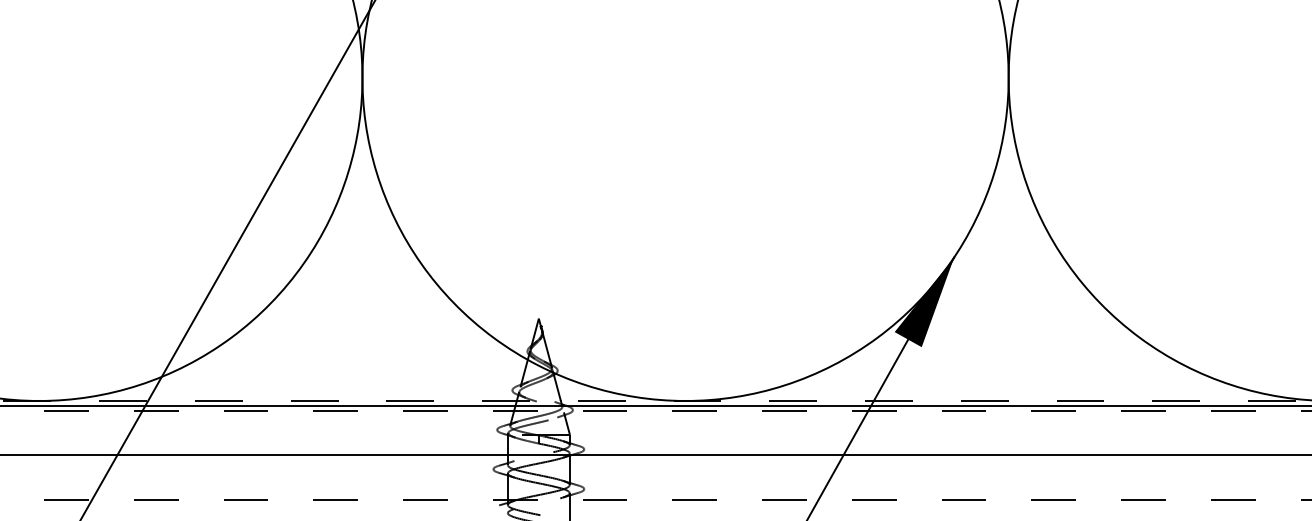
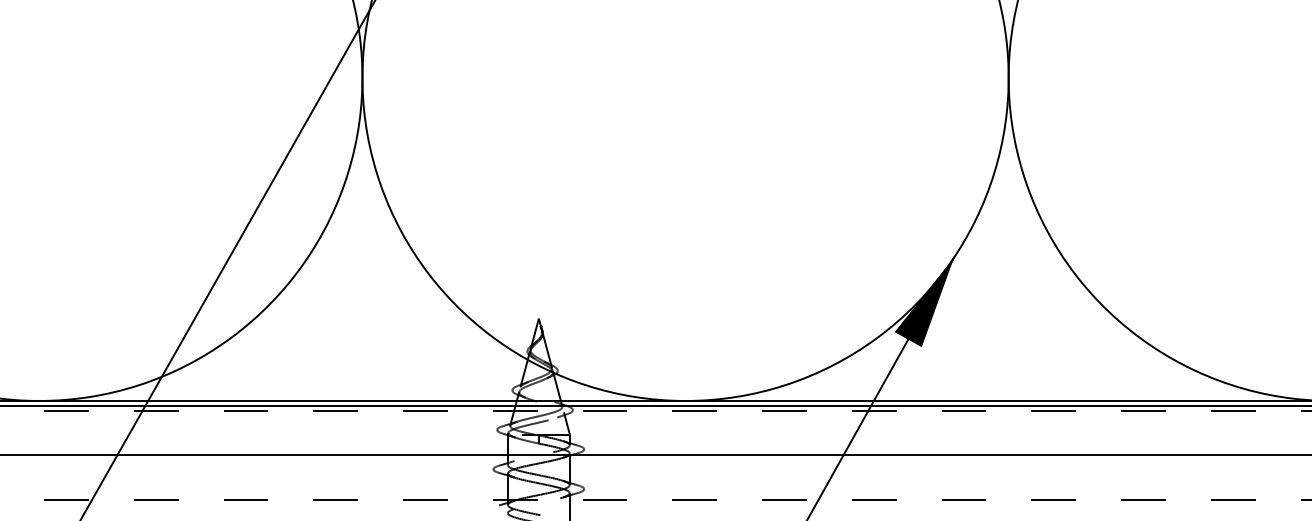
line: dashed -> solid (655, 400)
